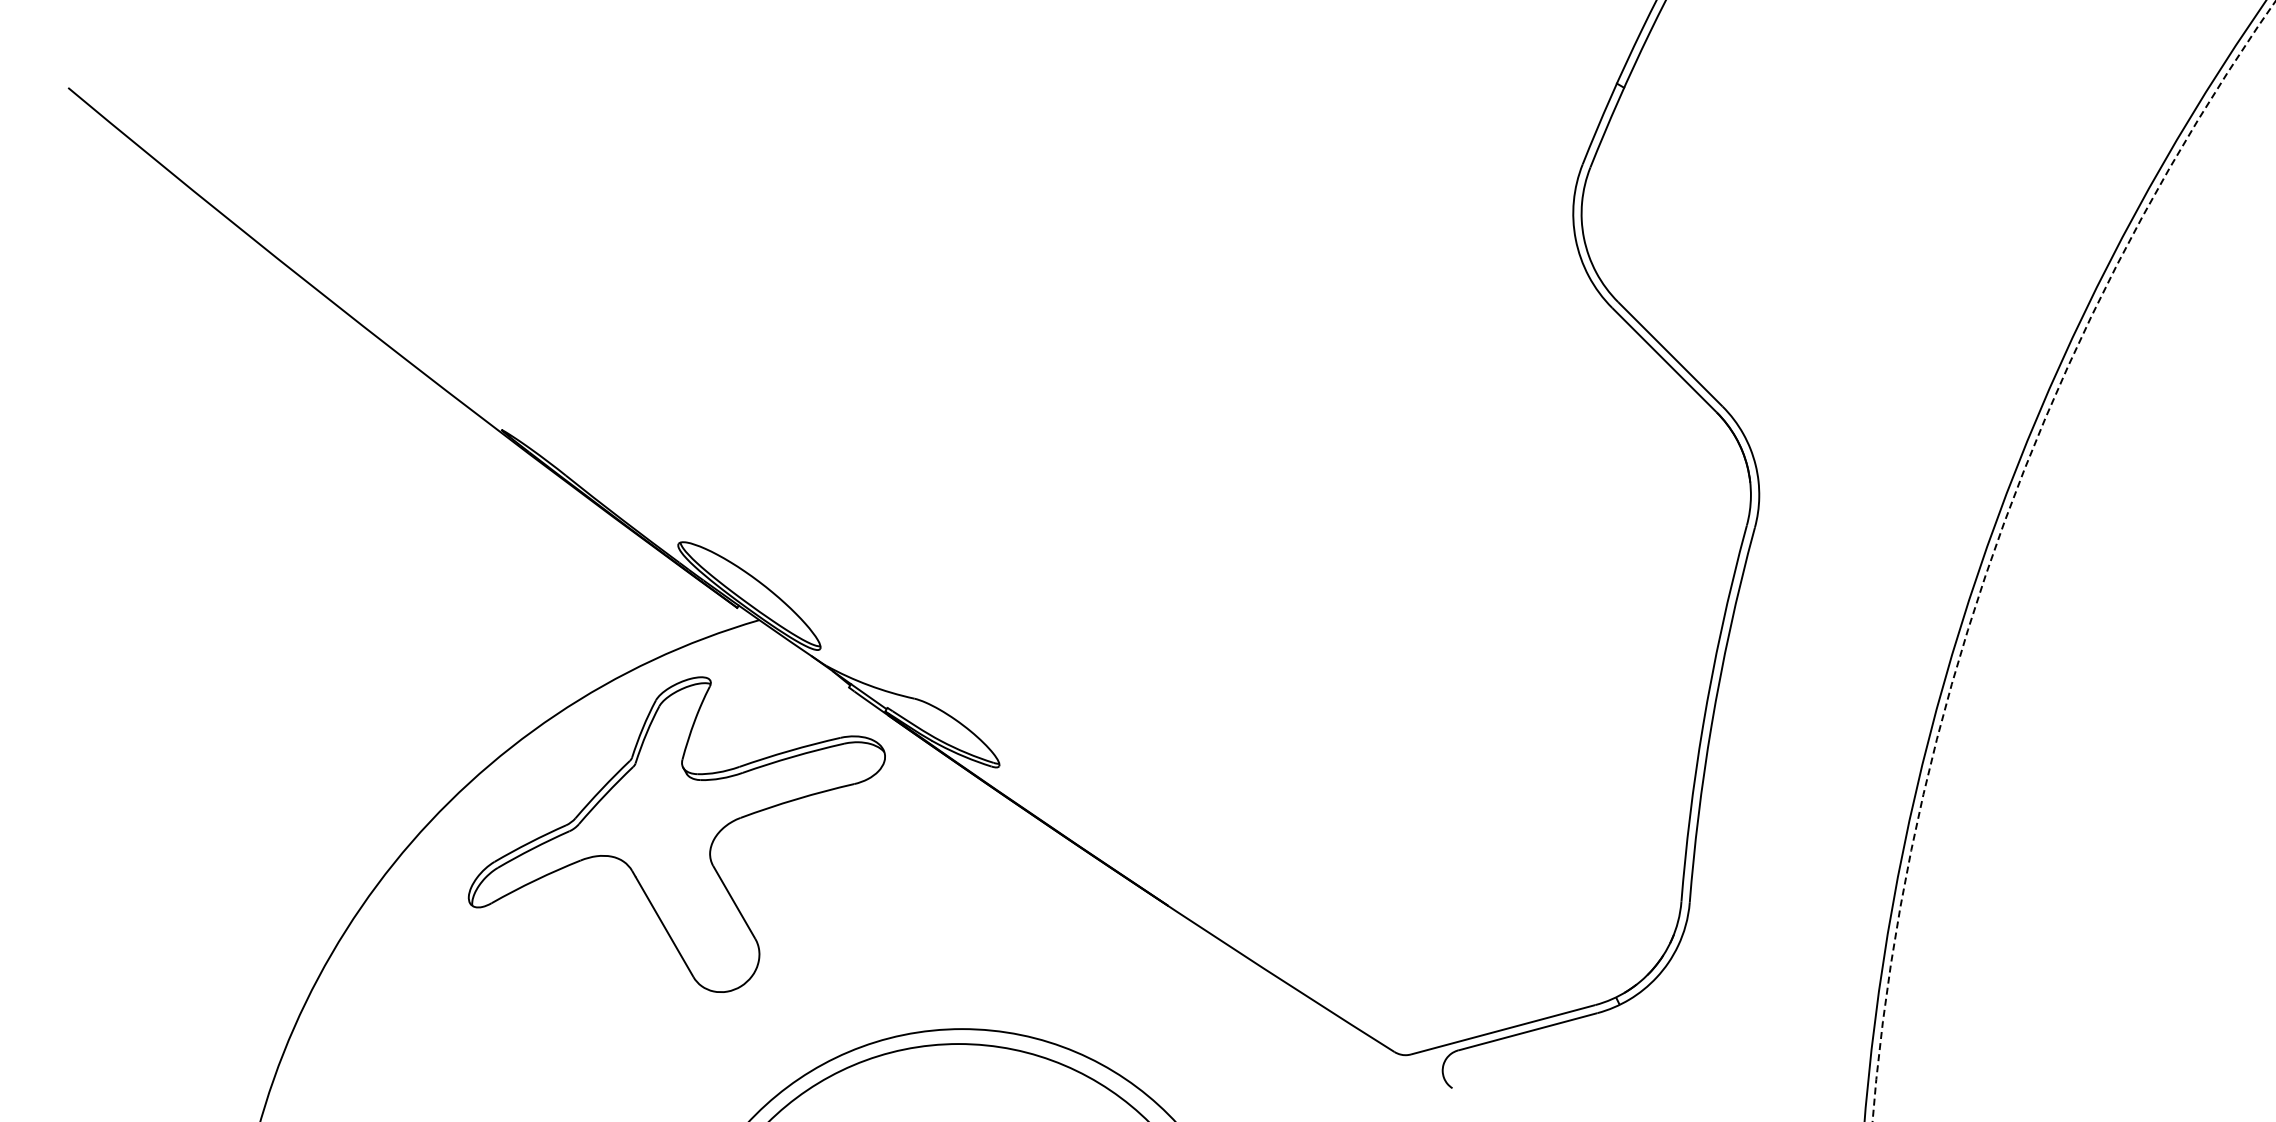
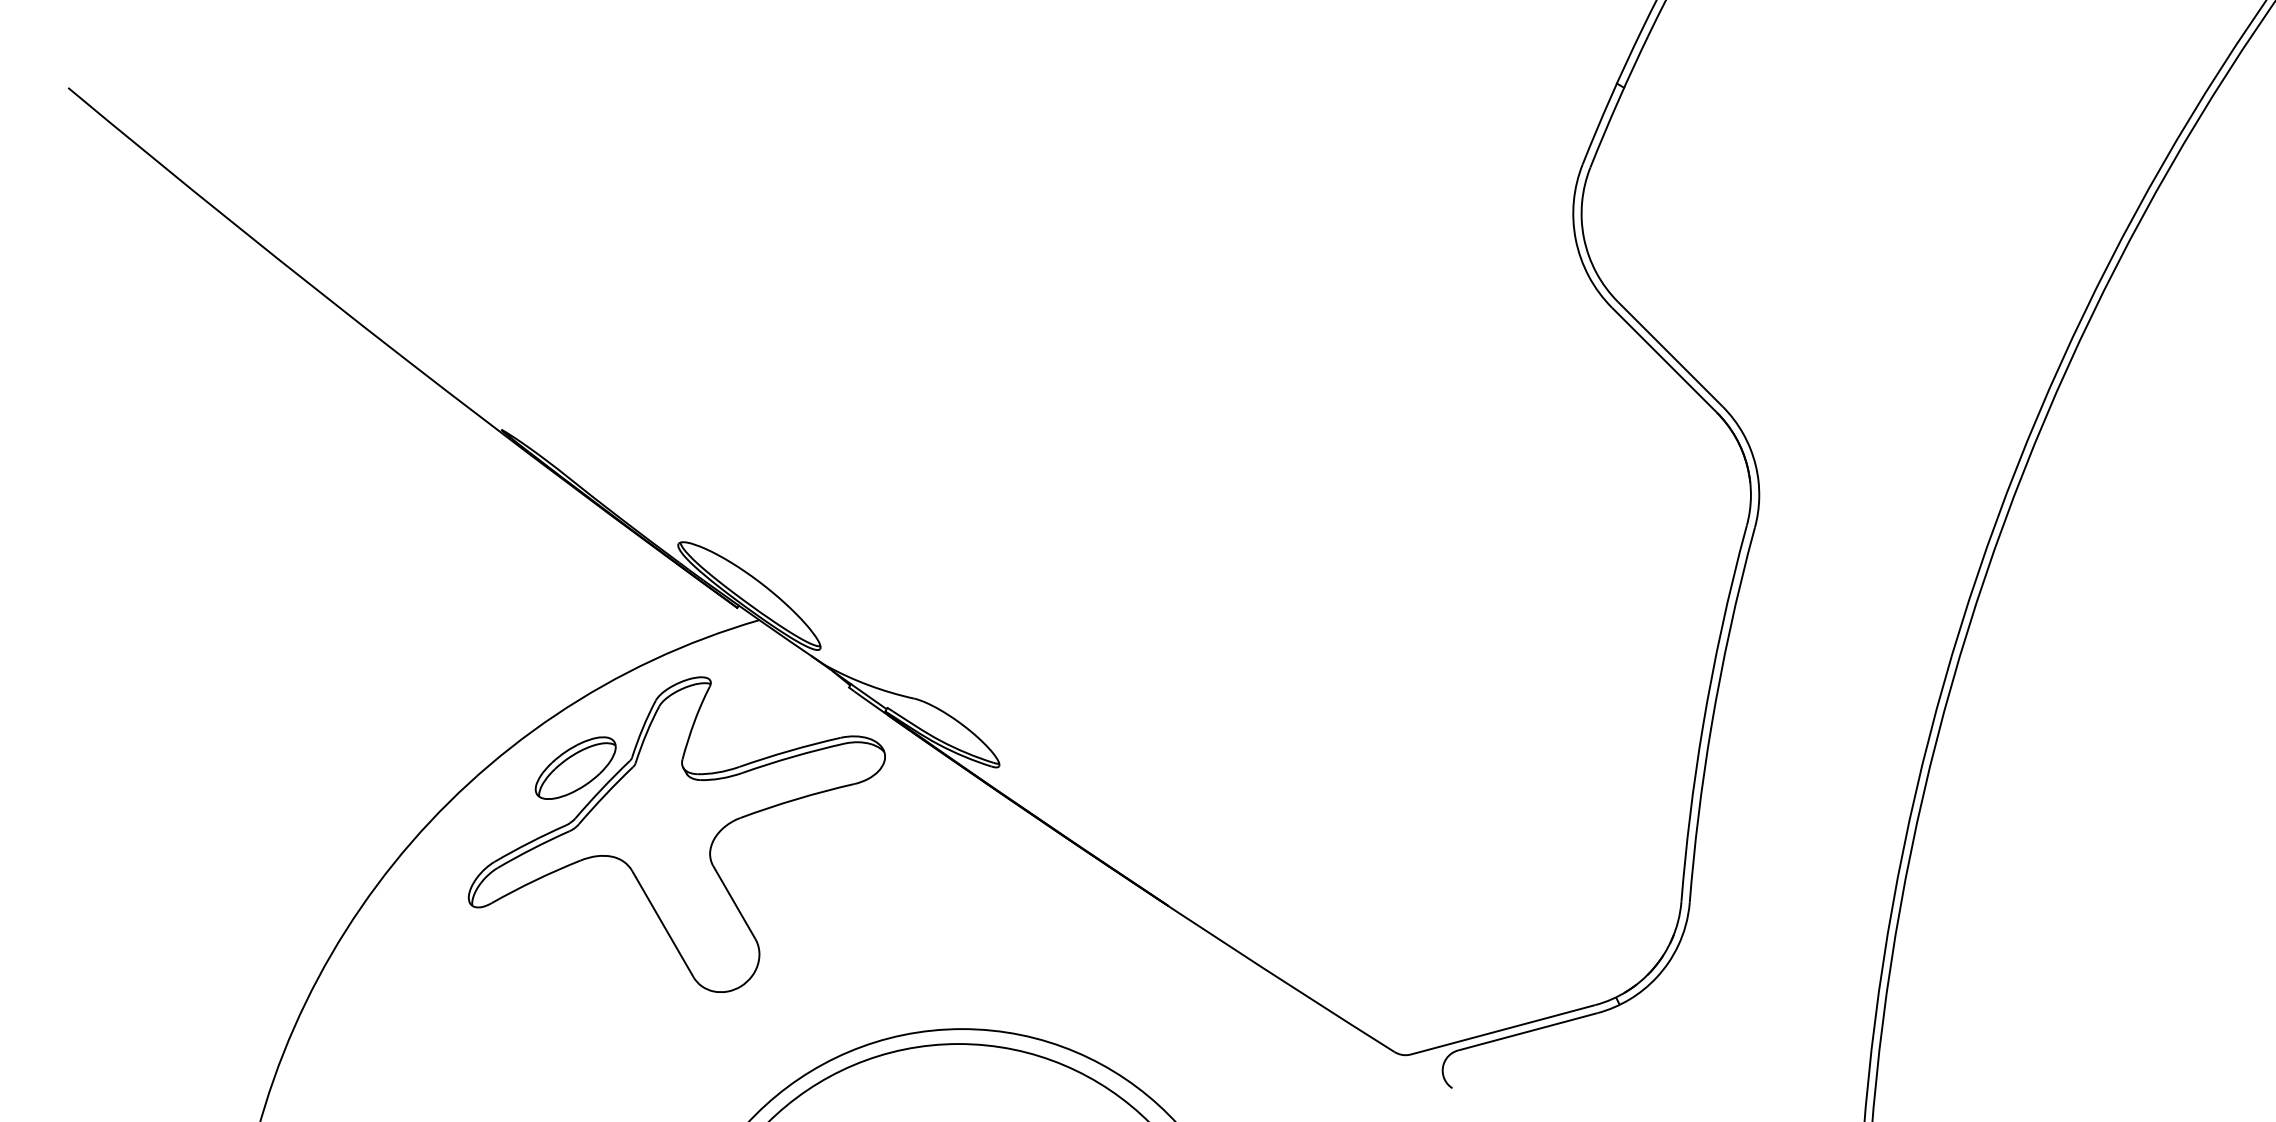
circle: dashed -> solid (2073, 560)
part: none -> present (575, 767)
